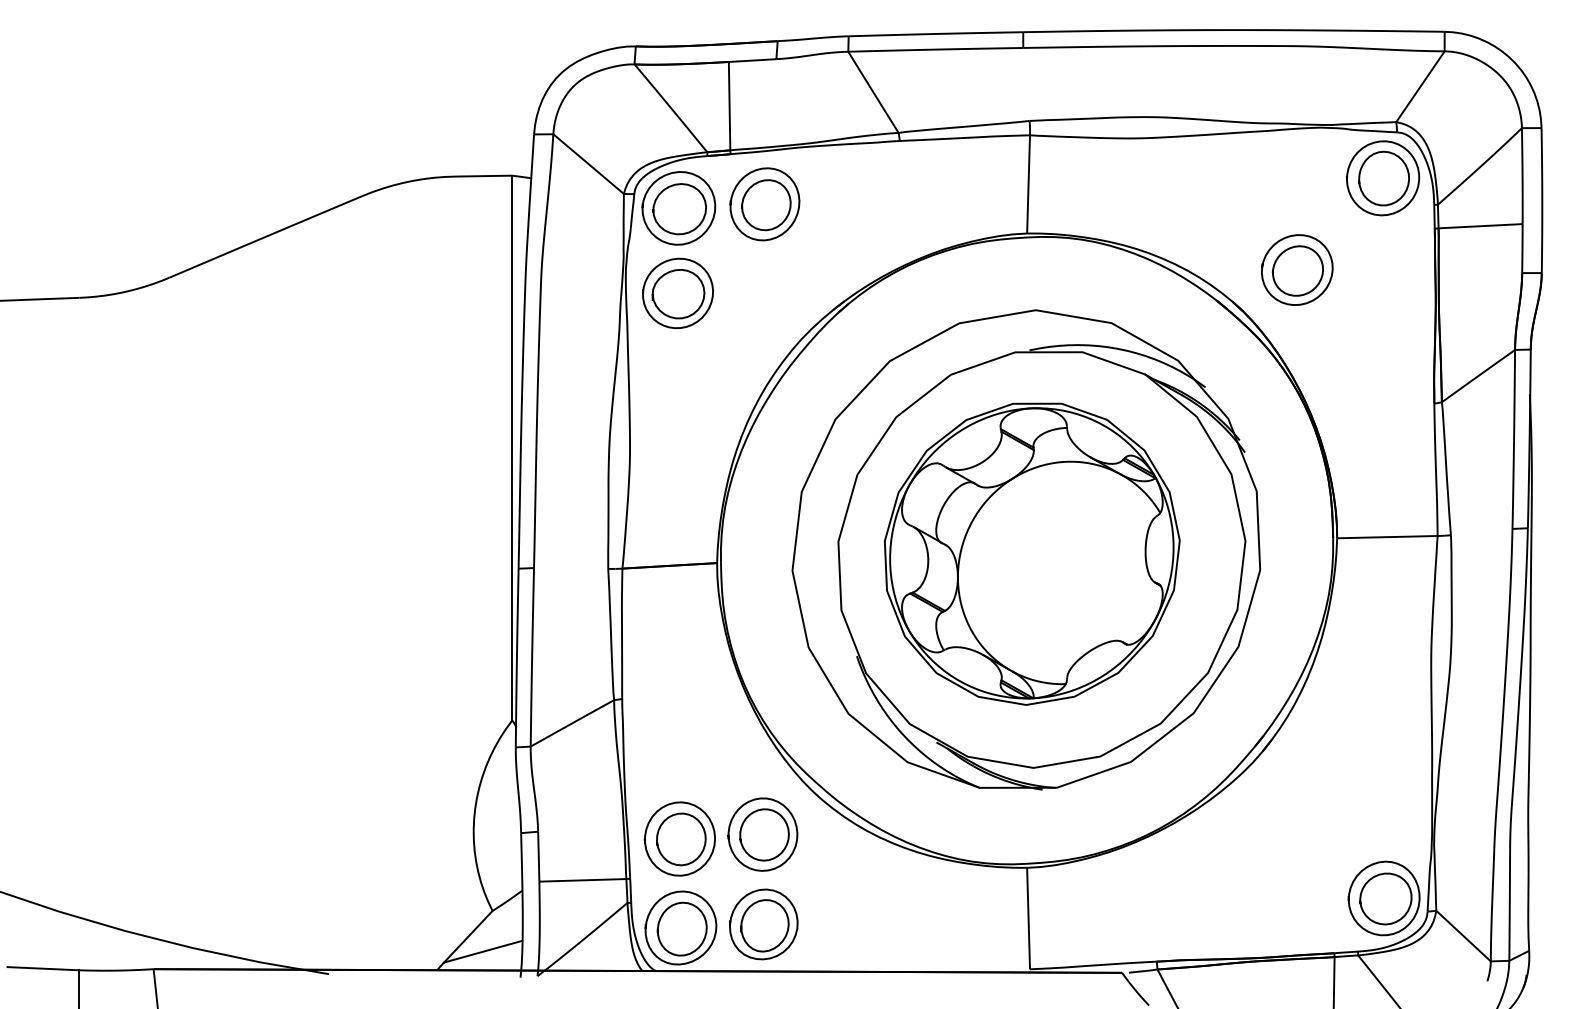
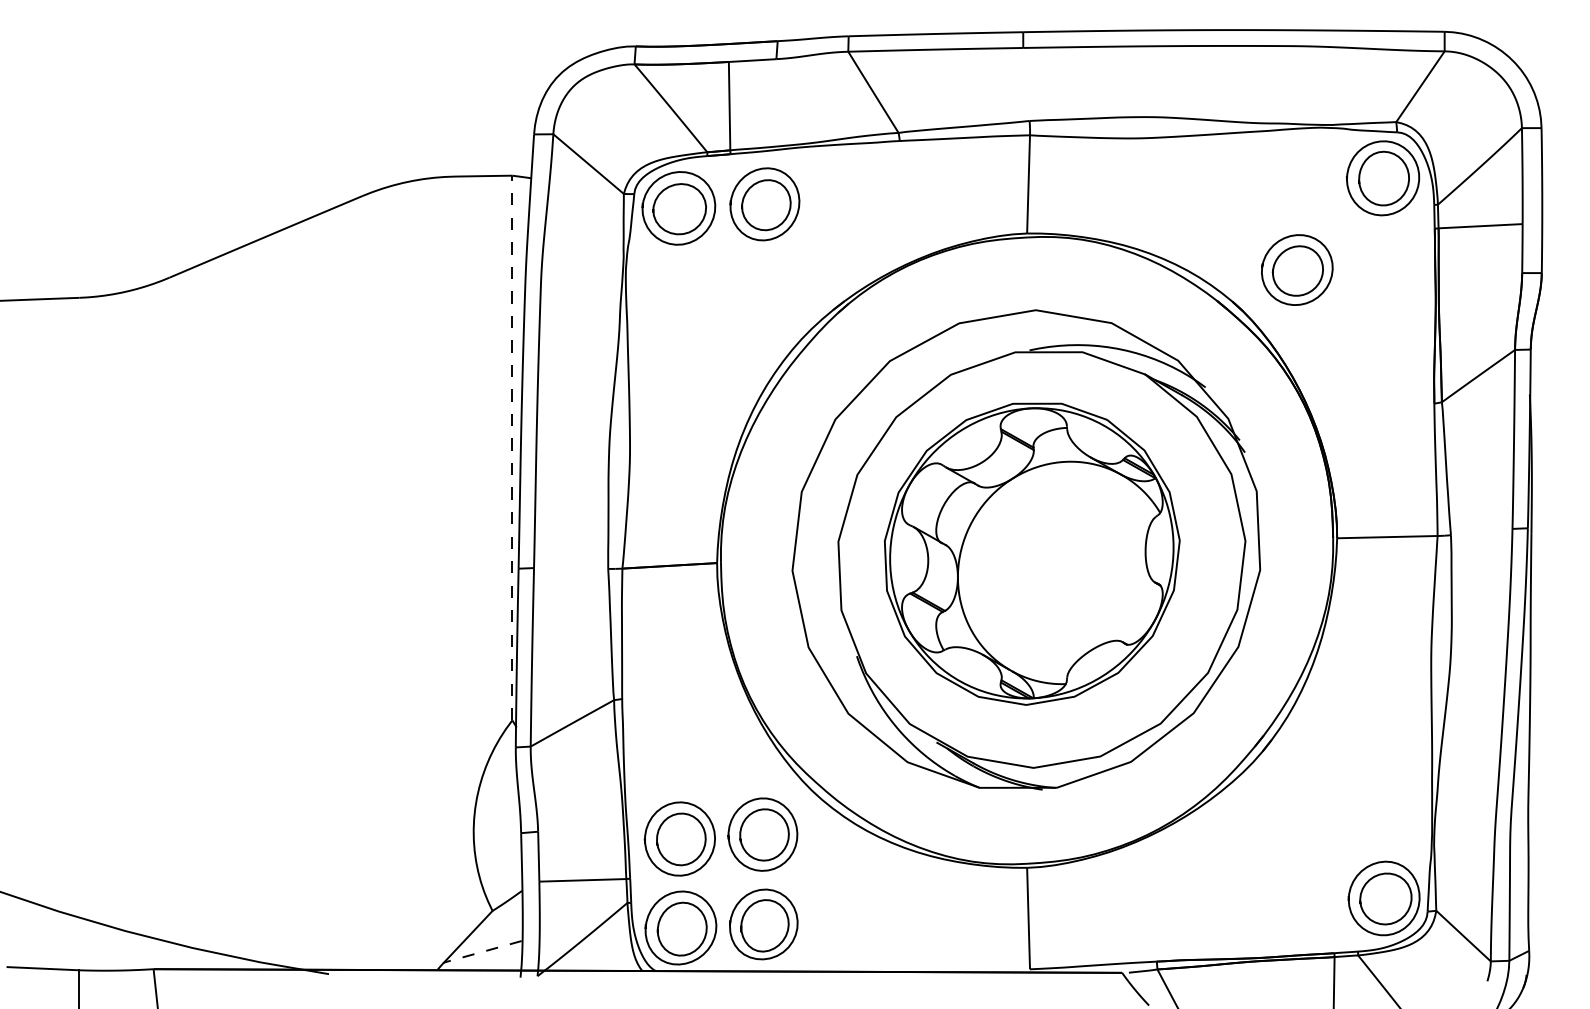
part: present -> none (677, 293)
line: solid -> dashed (512, 447)
line: solid -> dashed (482, 951)
